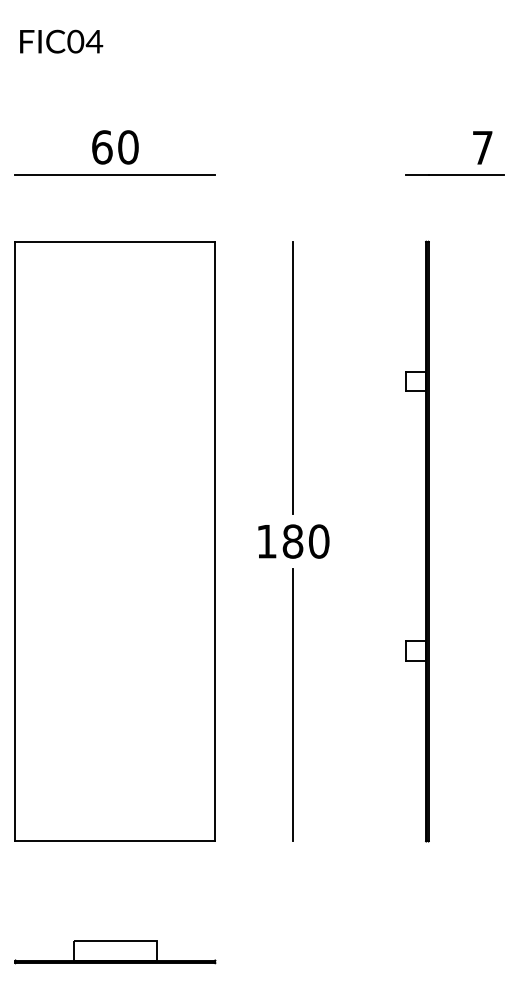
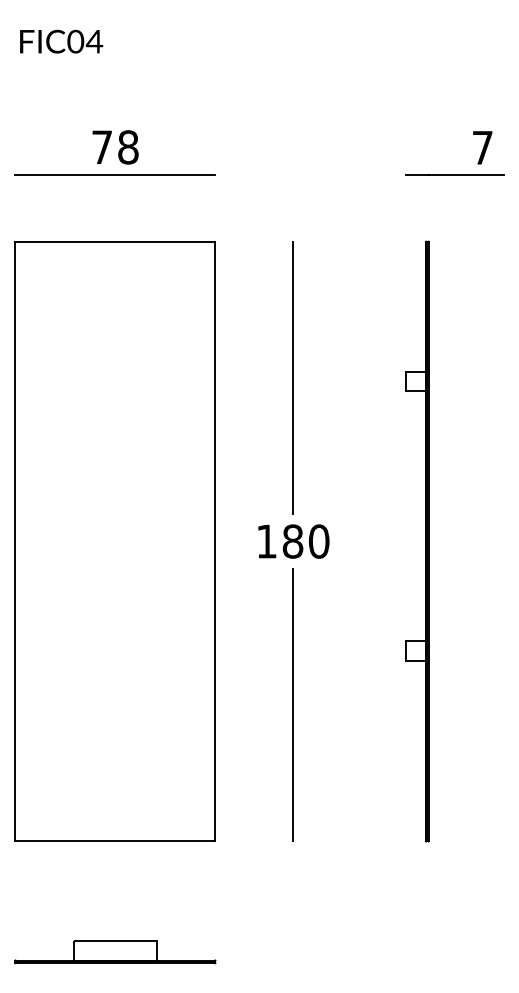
text: 60 -> 78 (115, 147)
